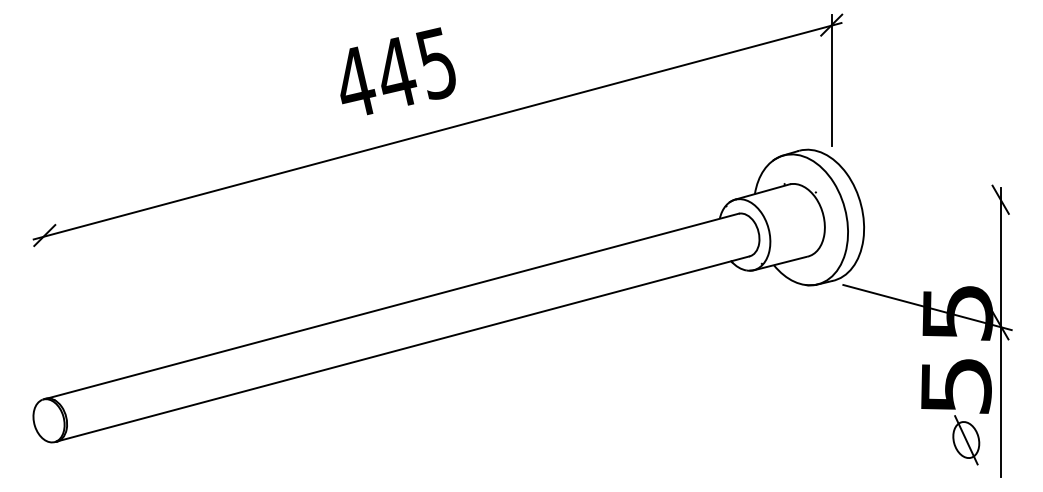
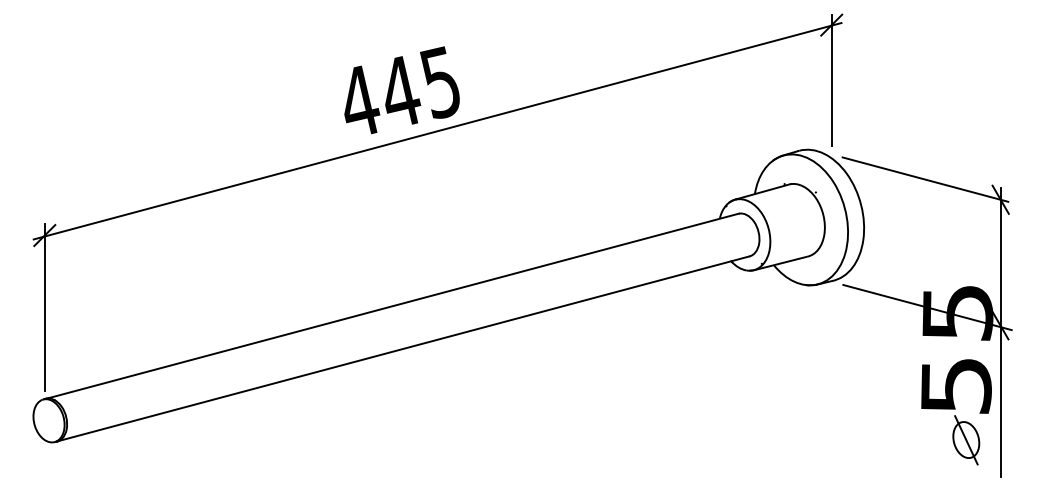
text position: (397, 71) -> (401, 90) (401, 90)
line: none -> present (925, 179)
line: none -> present (44, 307)
